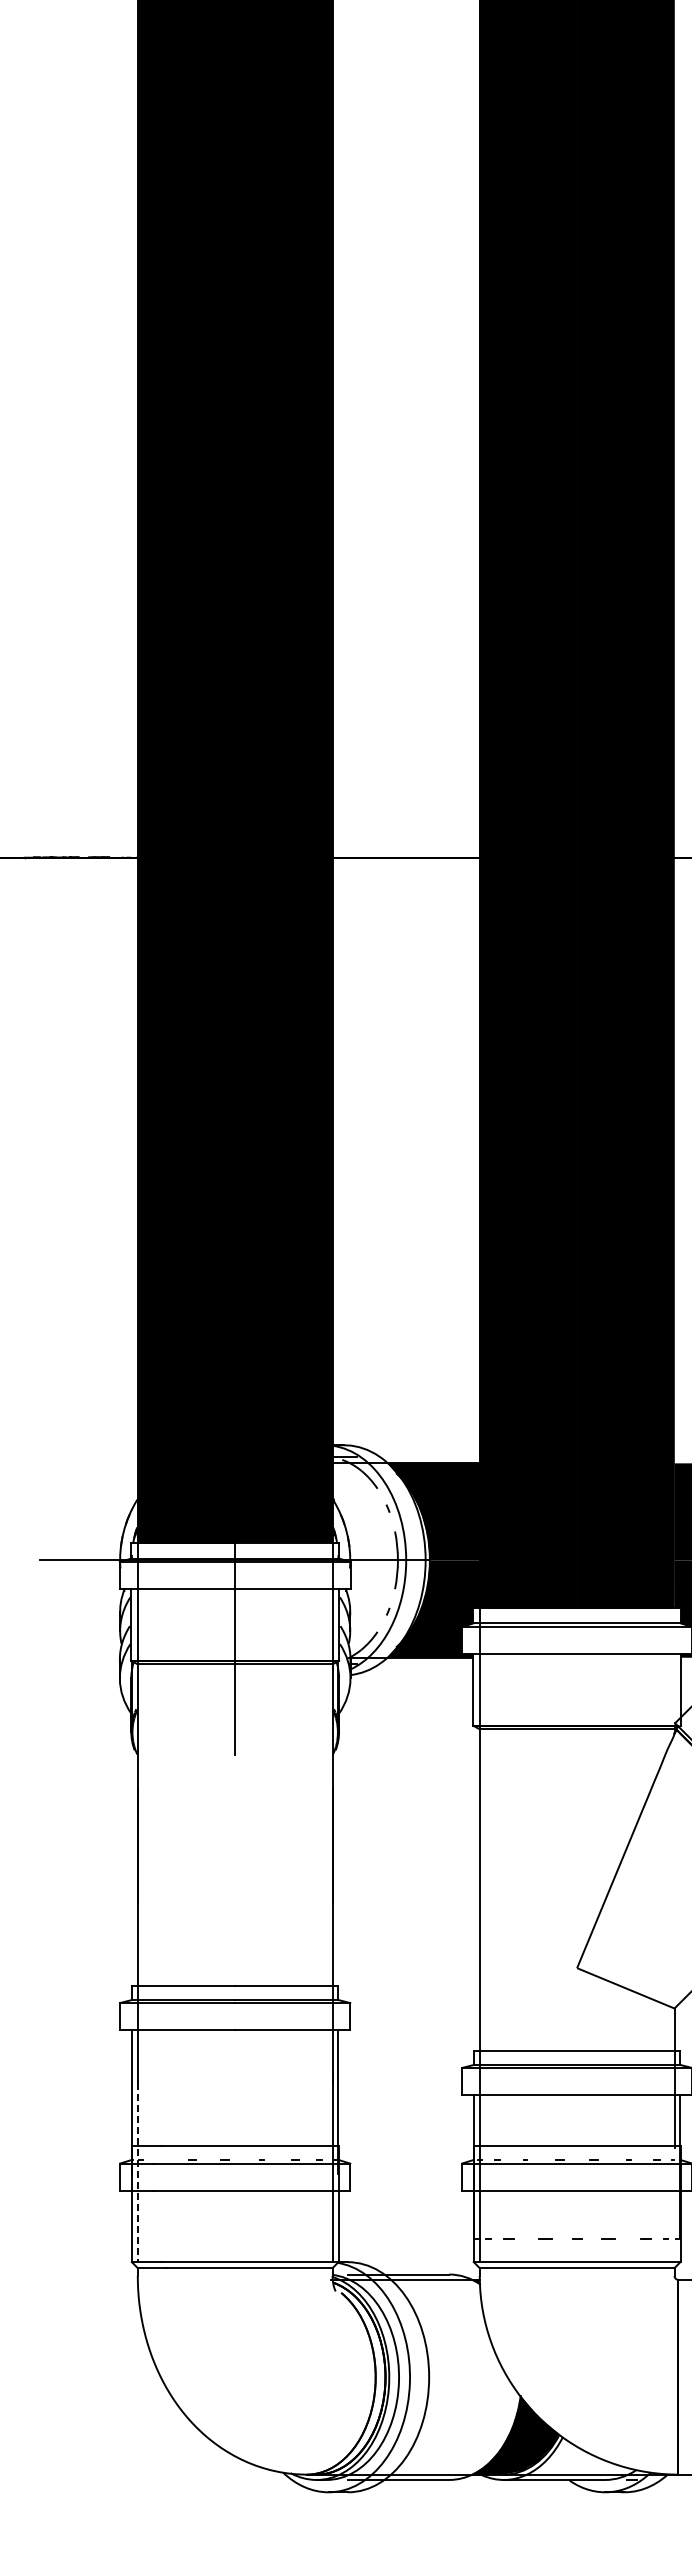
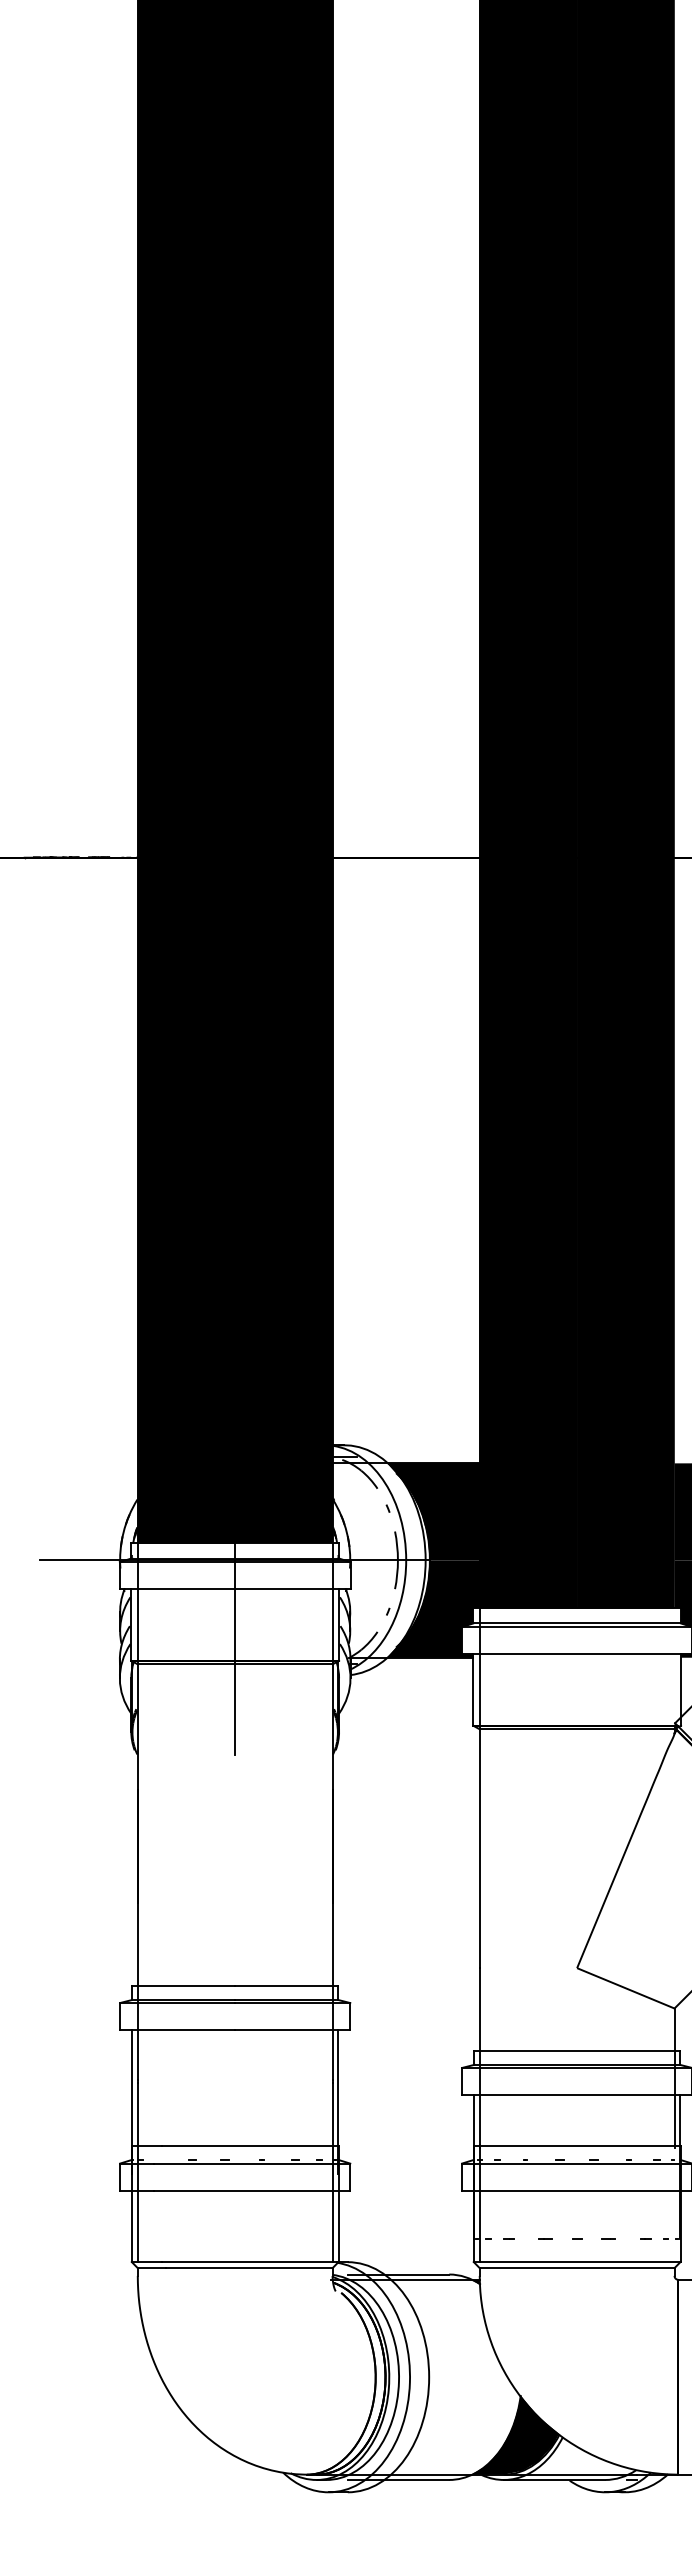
line: dashed -> solid (137, 2173)
